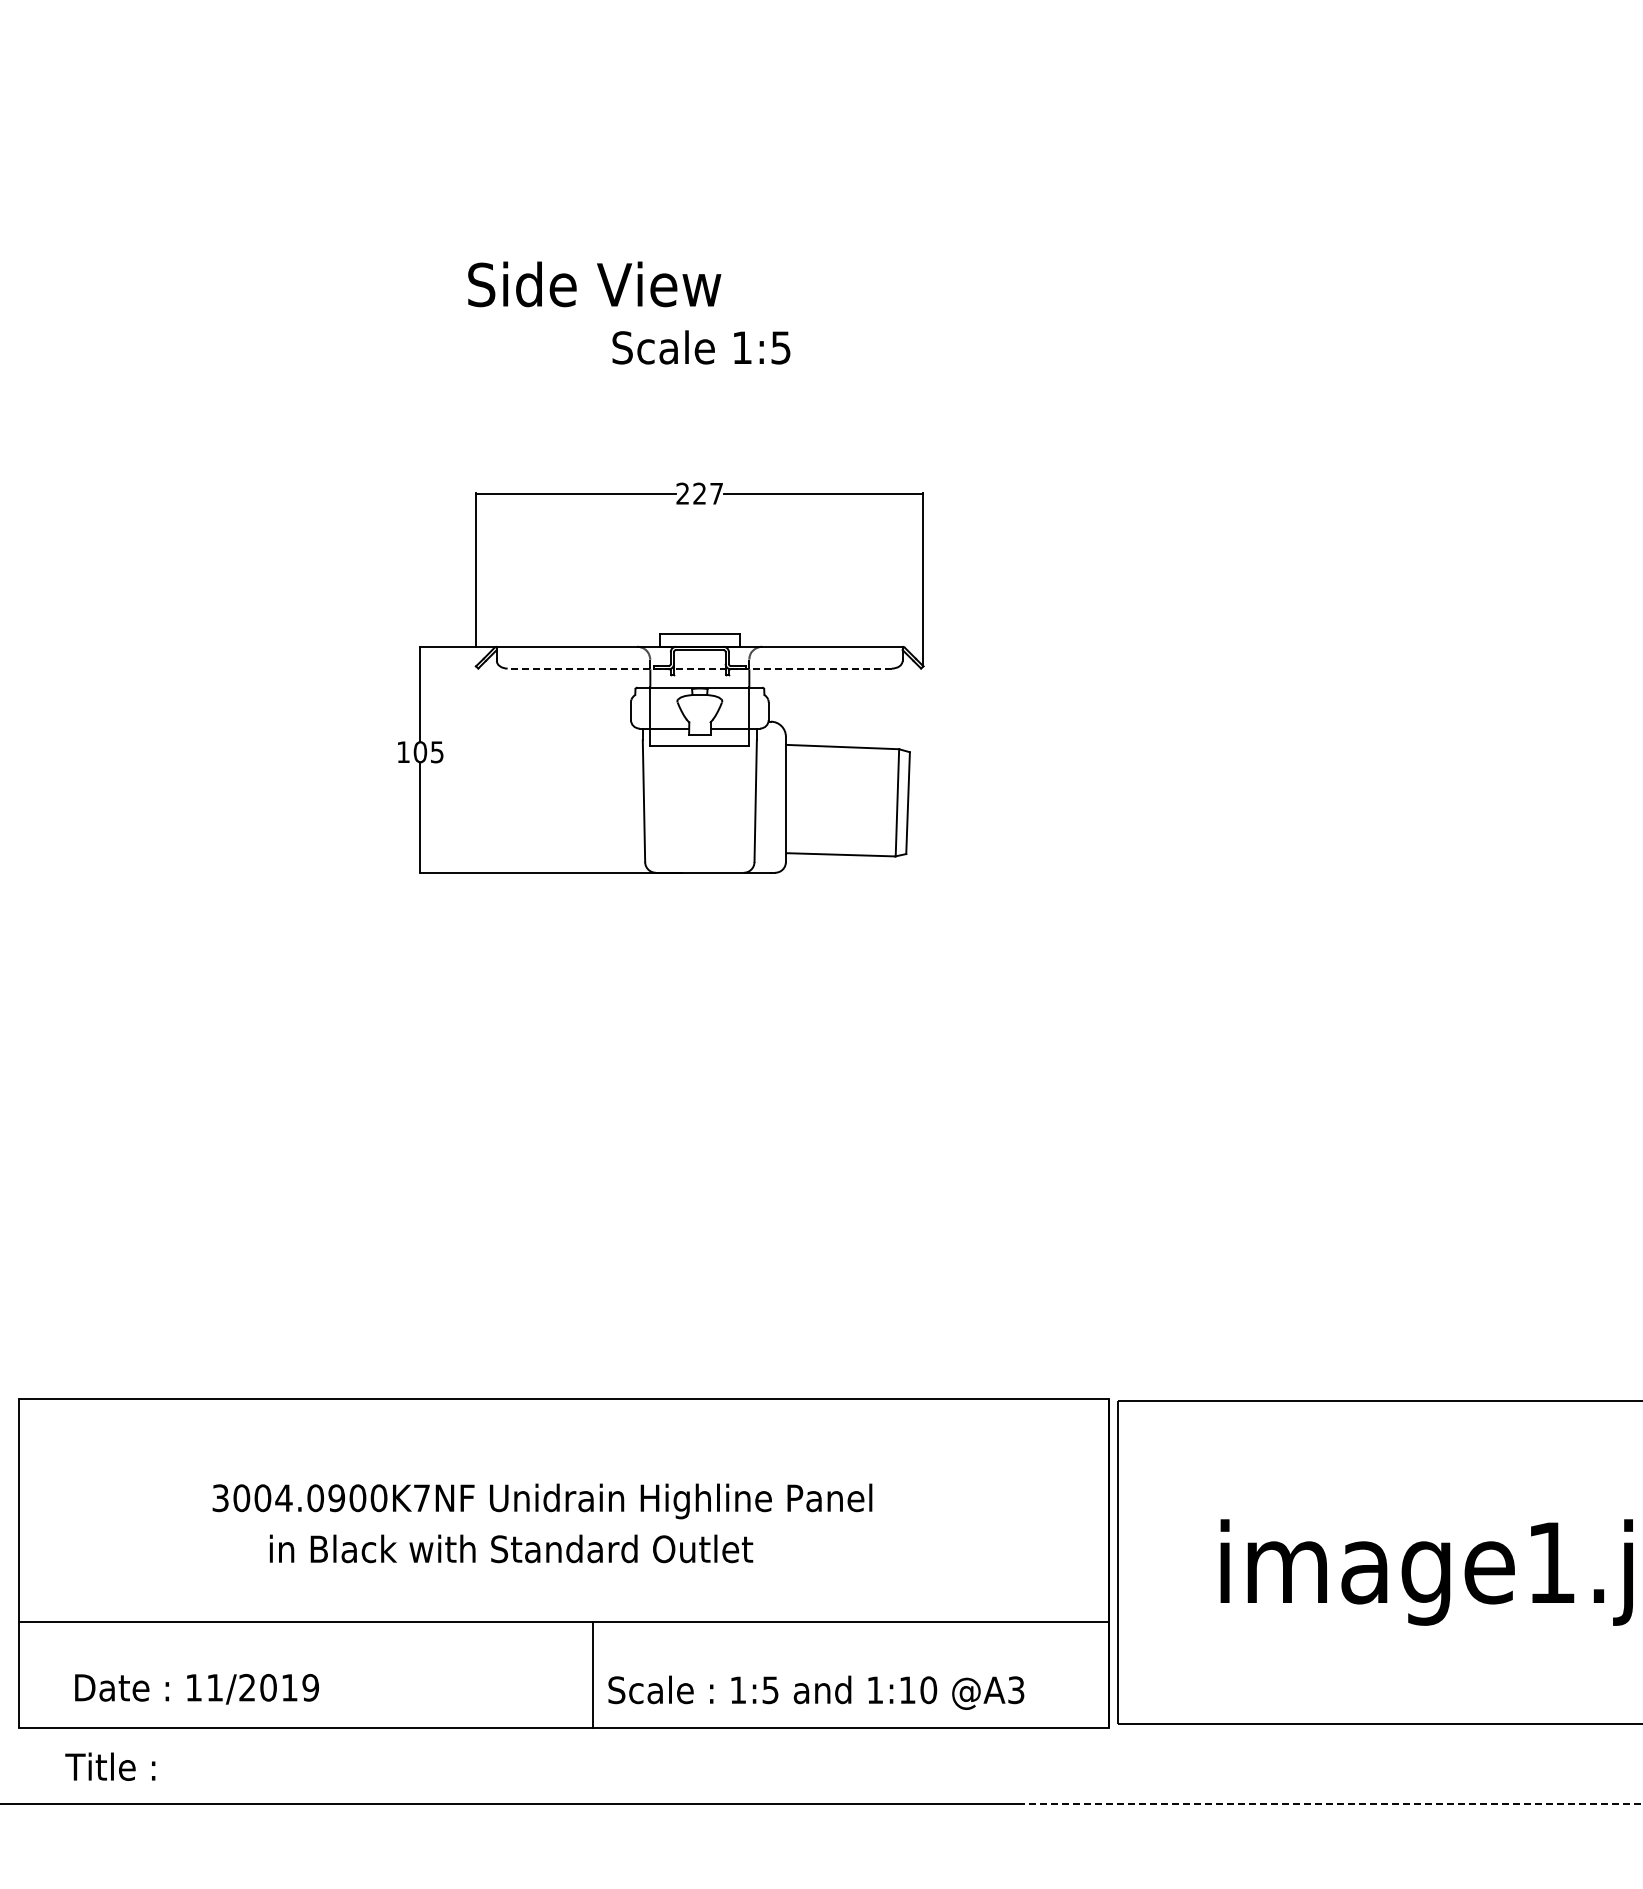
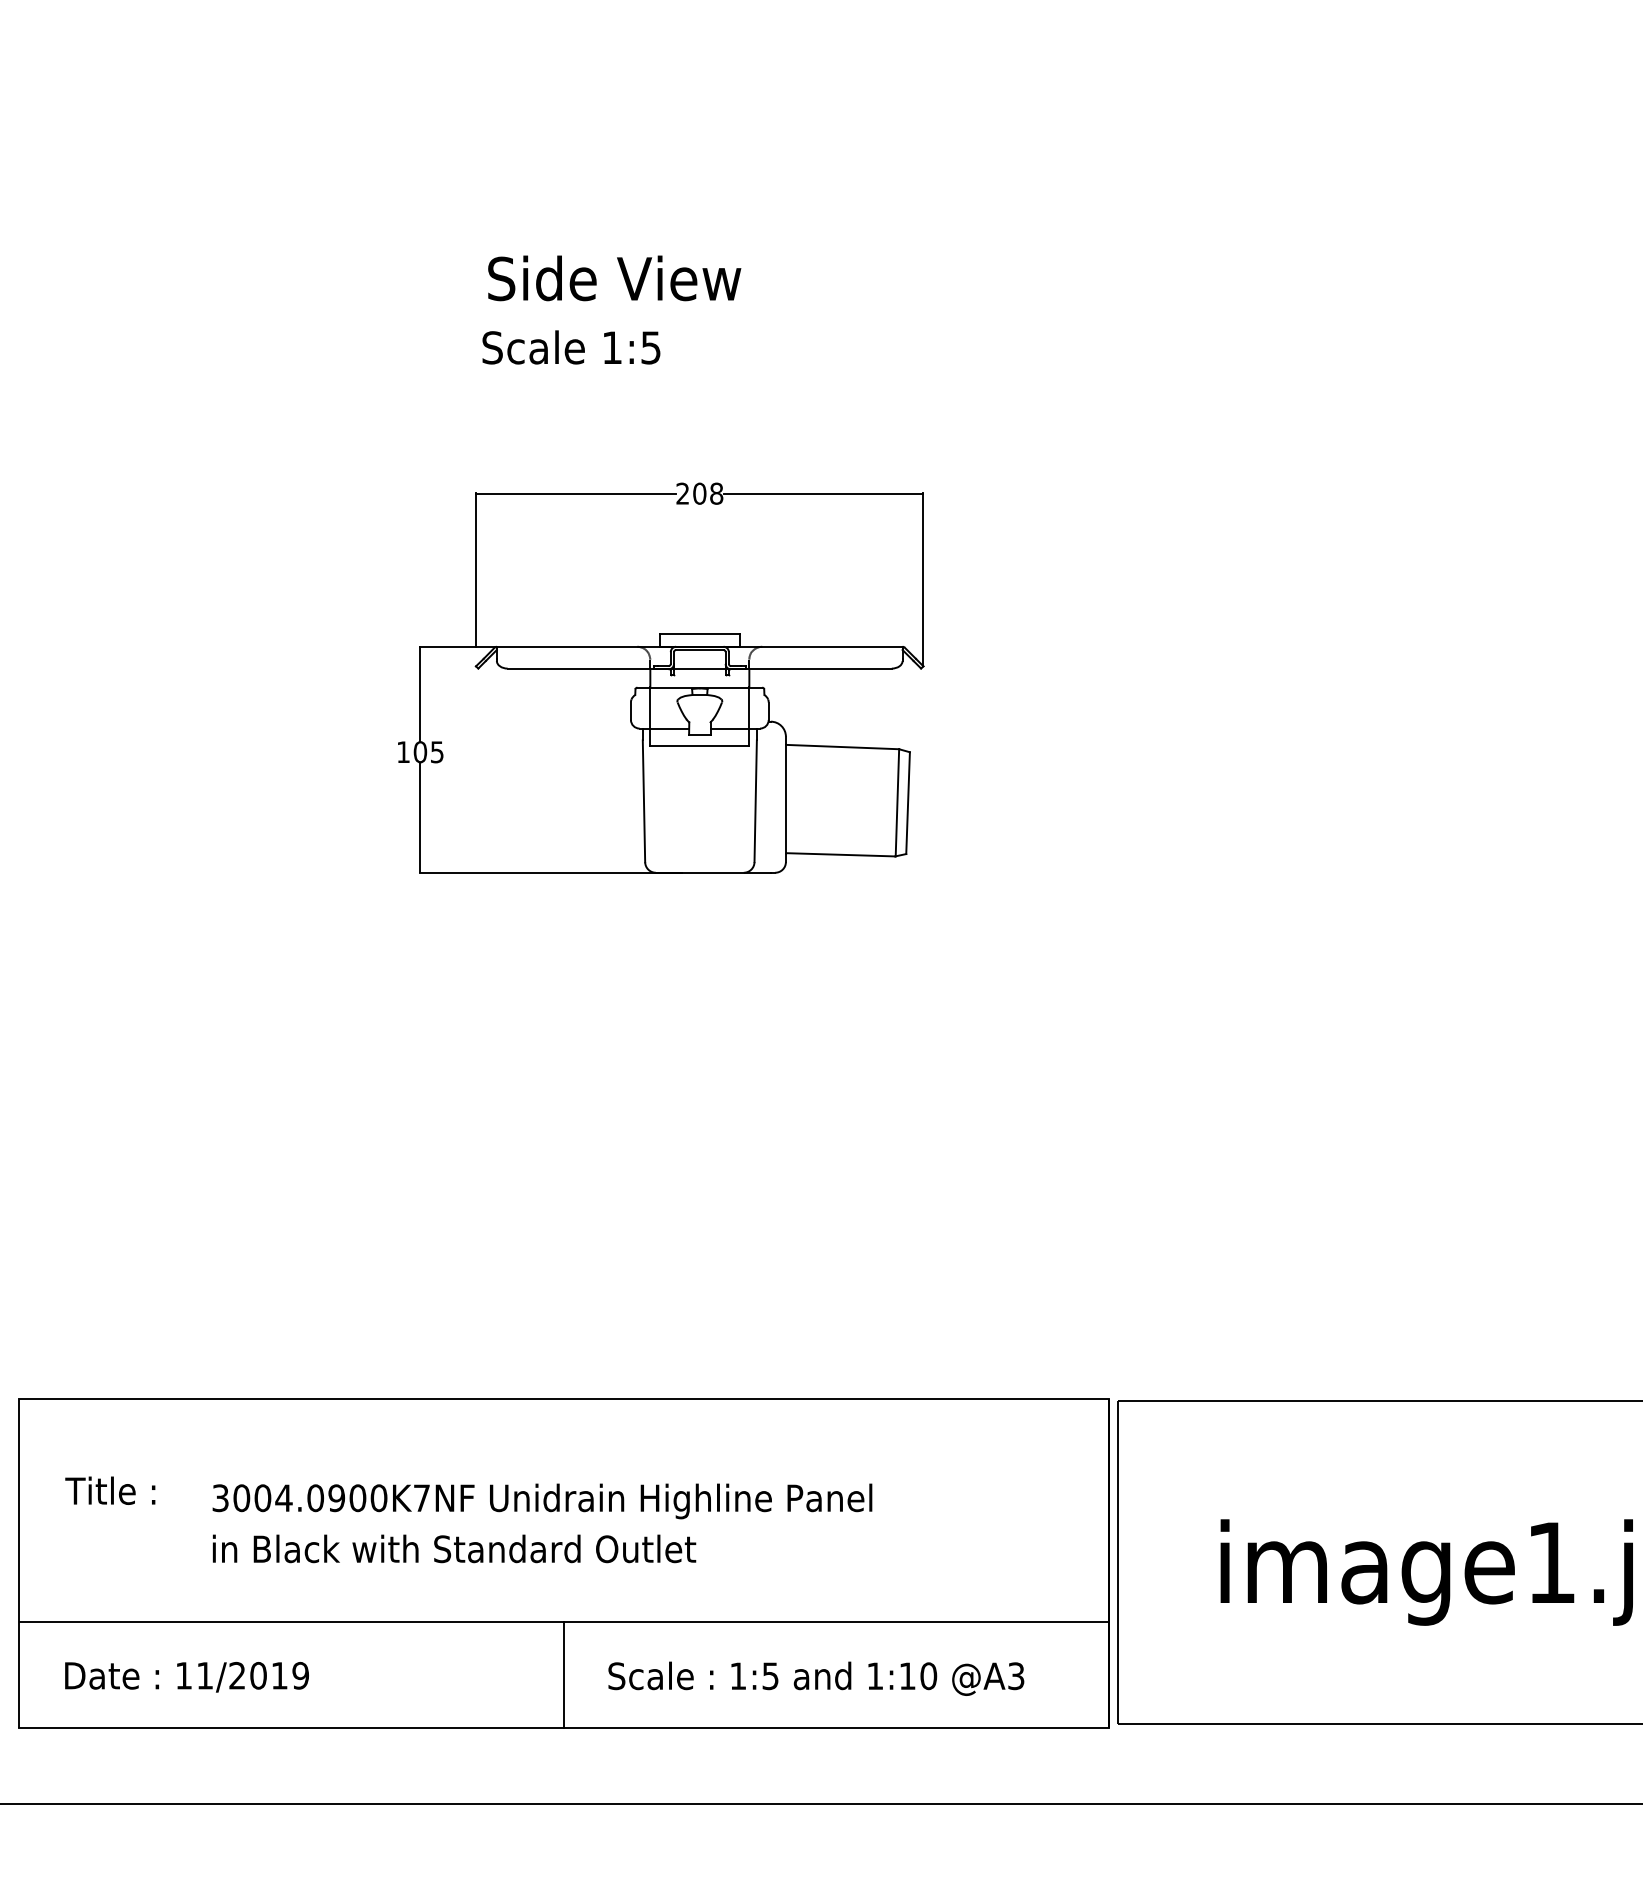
text position: (594, 284) -> (614, 278) (614, 278)
text position: (701, 347) -> (571, 347) (571, 347)
text: 227 -> 208 (708, 493)
line: dashed -> solid (699, 668)
text position: (511, 1548) -> (454, 1548) (454, 1548)
line position: (592, 1675) -> (563, 1675) (563, 1675)
text position: (196, 1689) -> (186, 1677) (186, 1677)
text position: (816, 1692) -> (816, 1678) (816, 1678)
text position: (110, 1766) -> (110, 1490) (110, 1490)
line: dashed -> solid (1330, 1803)
